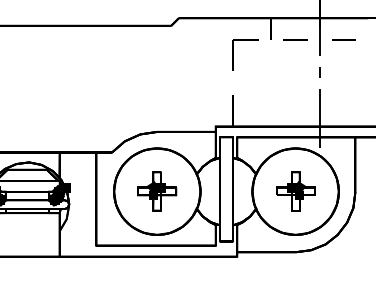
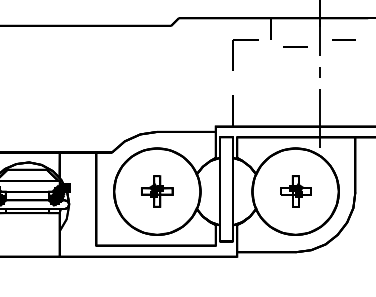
line position: (295, 39) -> (295, 46) (295, 46)
part size: 41x41 px -> 33x33 px (157, 191)
part size: 40x41 px -> 32x33 px (295, 191)
